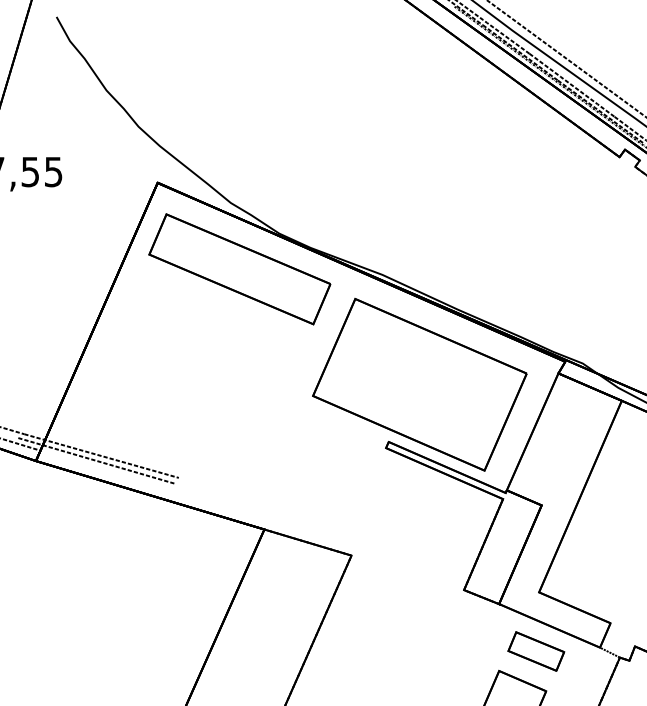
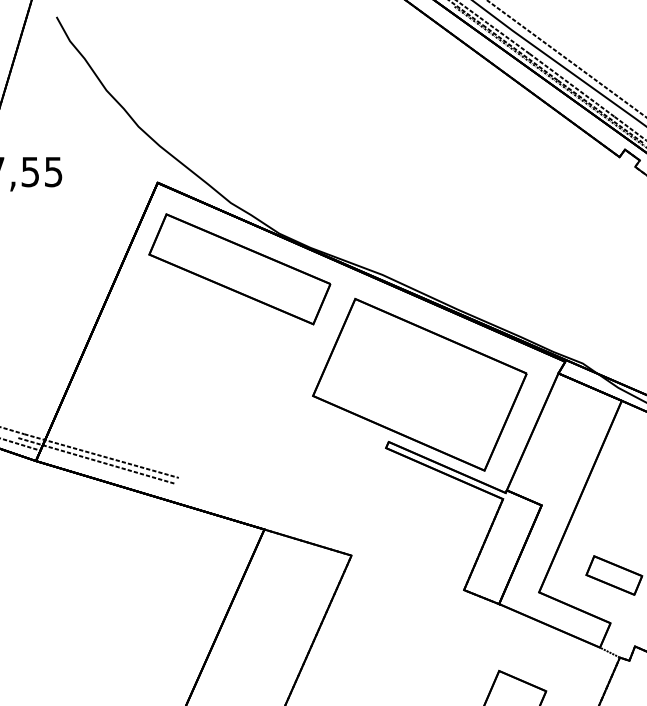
part position: (536, 651) -> (614, 575) (614, 575)
